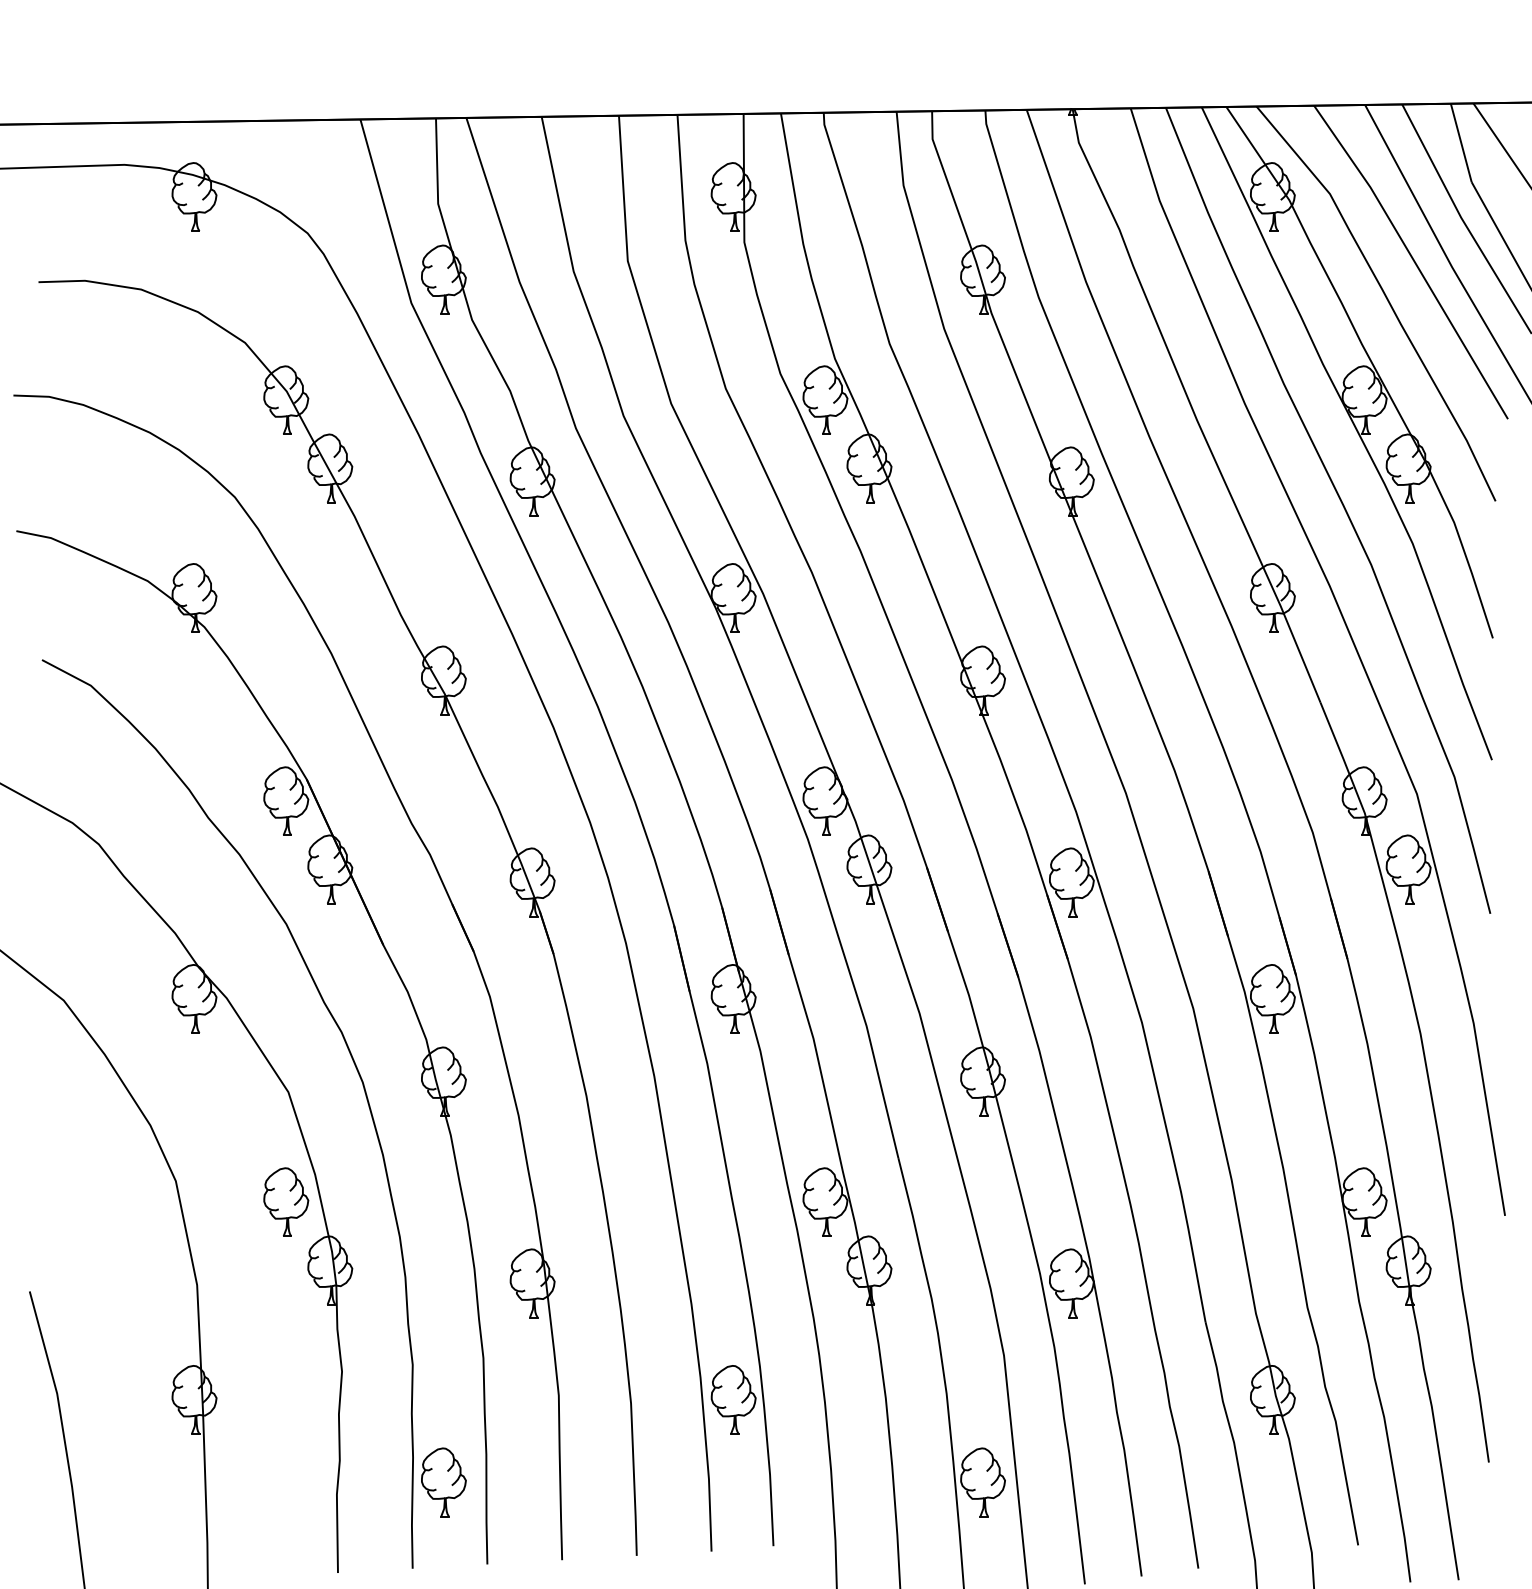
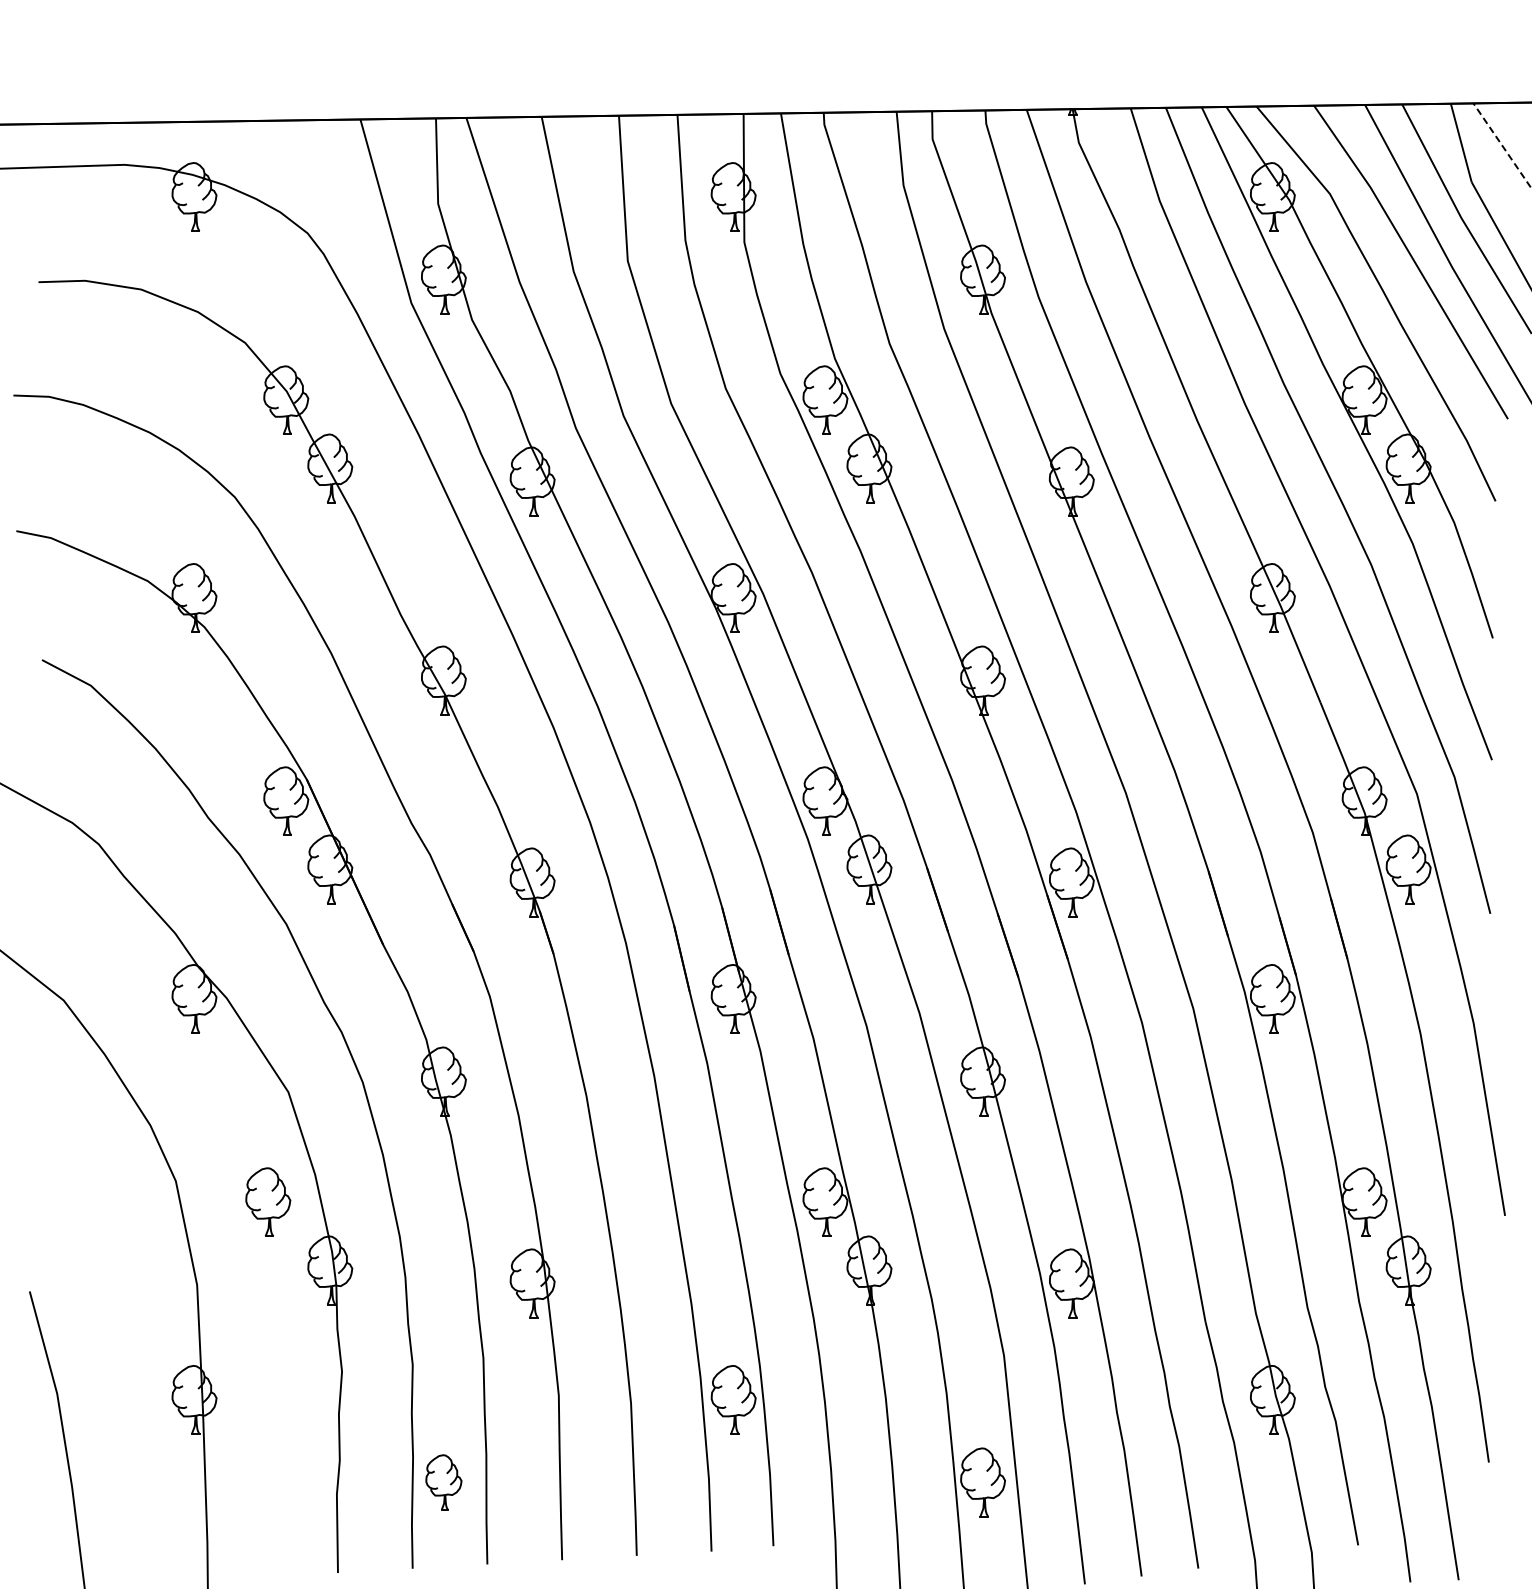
line: solid -> dashed (1502, 146)
part position: (286, 1201) -> (268, 1201) (268, 1201)
part size: 46x71 px -> 38x57 px (443, 1482)
